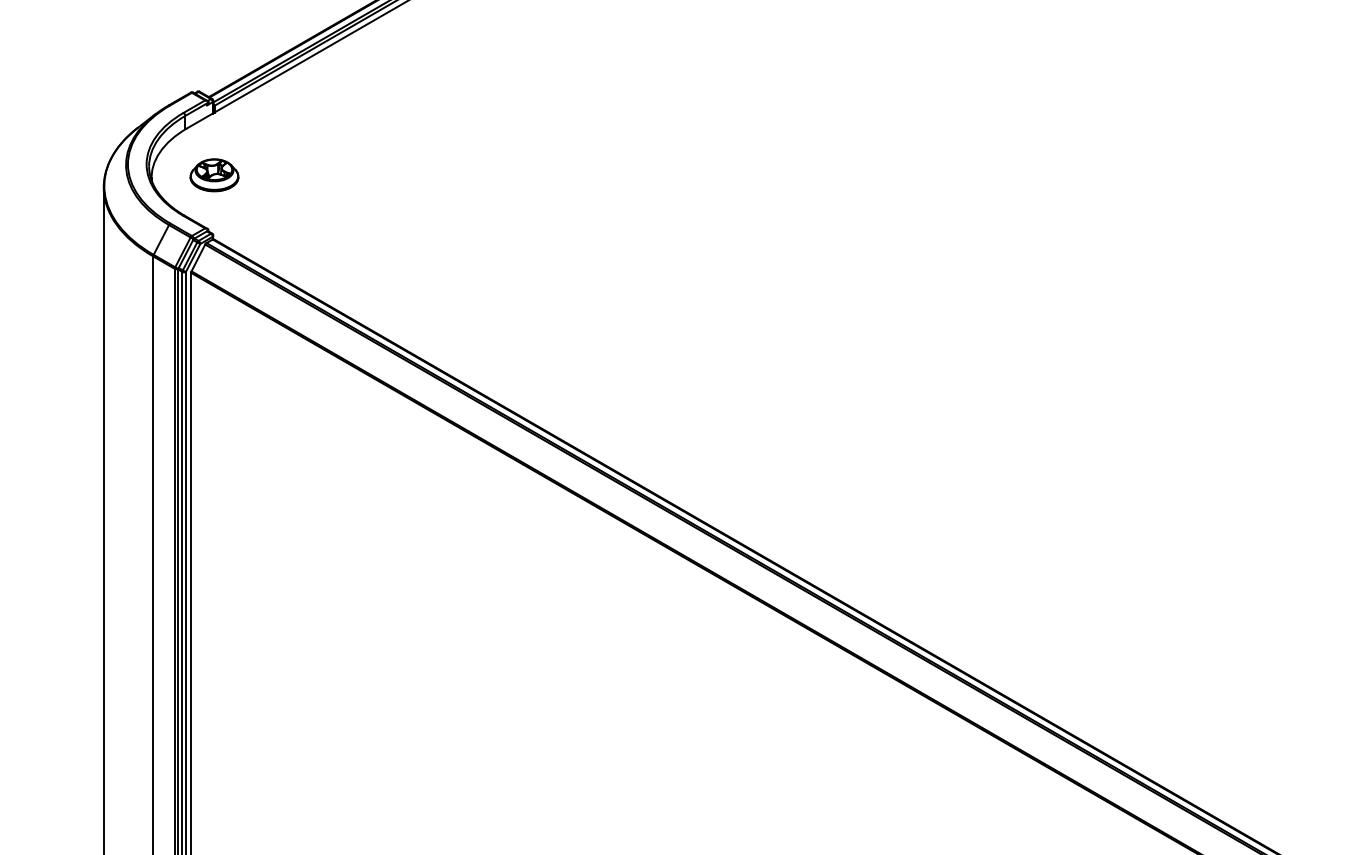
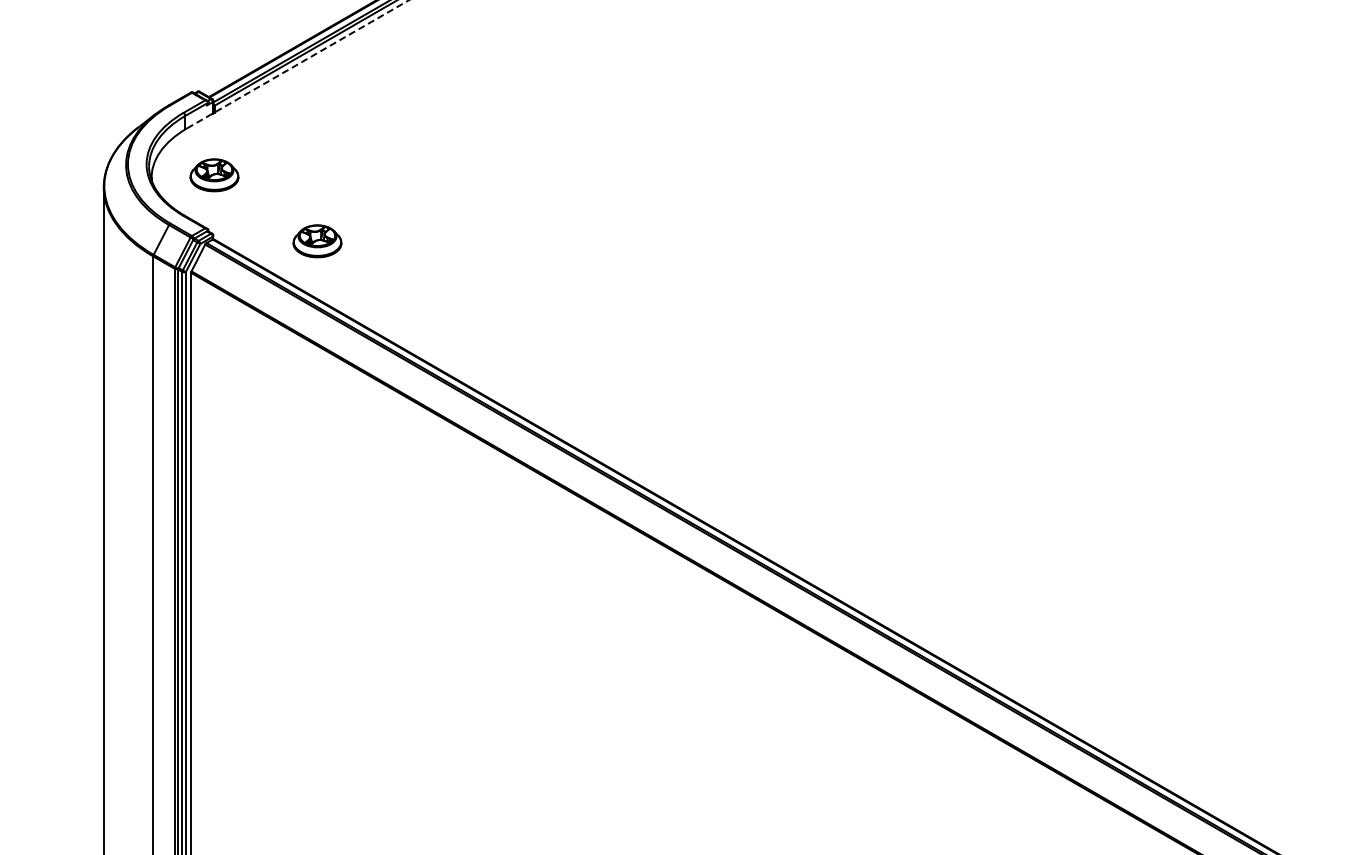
line: solid -> dashed (297, 64)
part: none -> present (317, 241)
